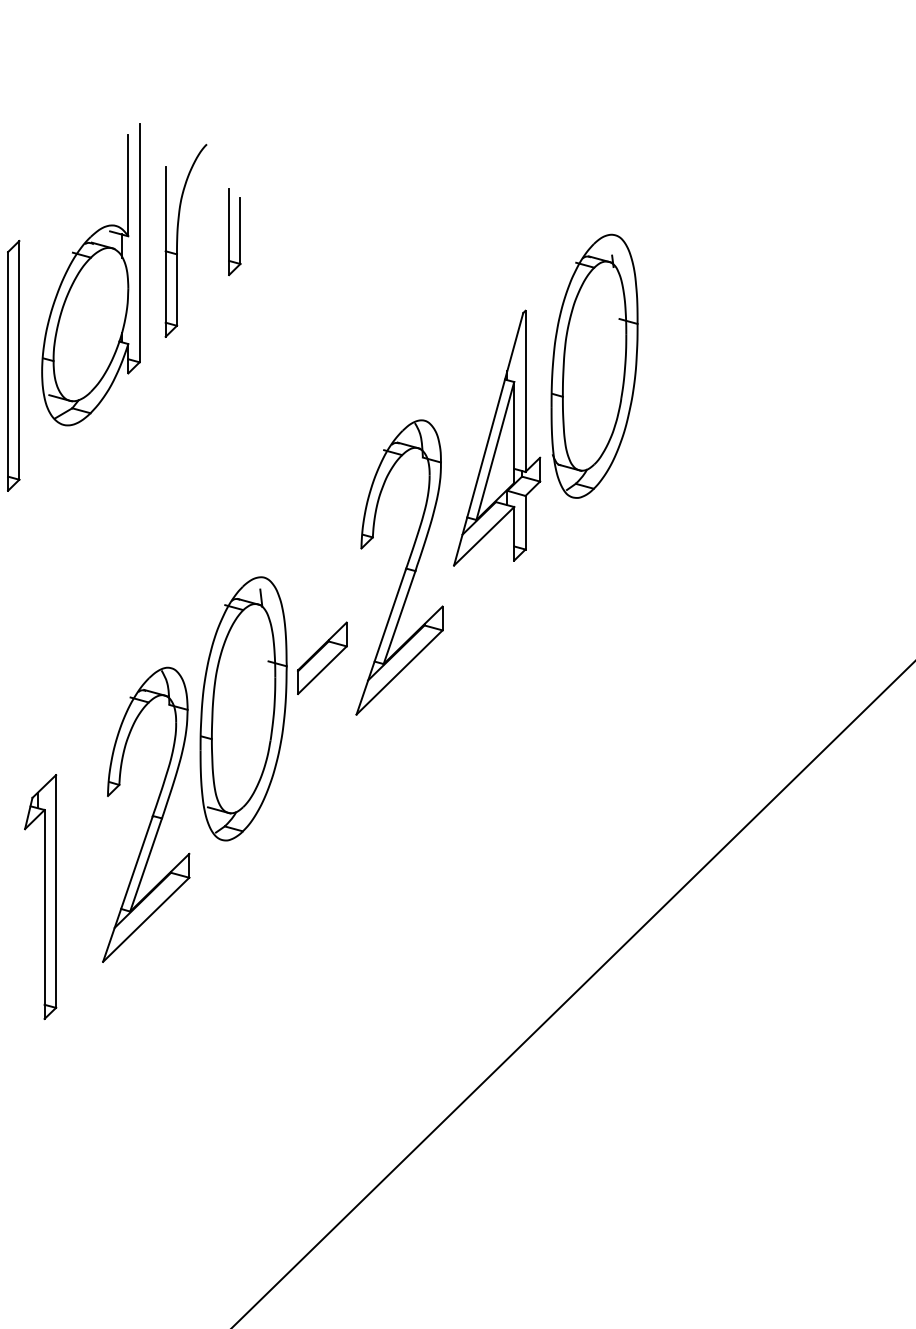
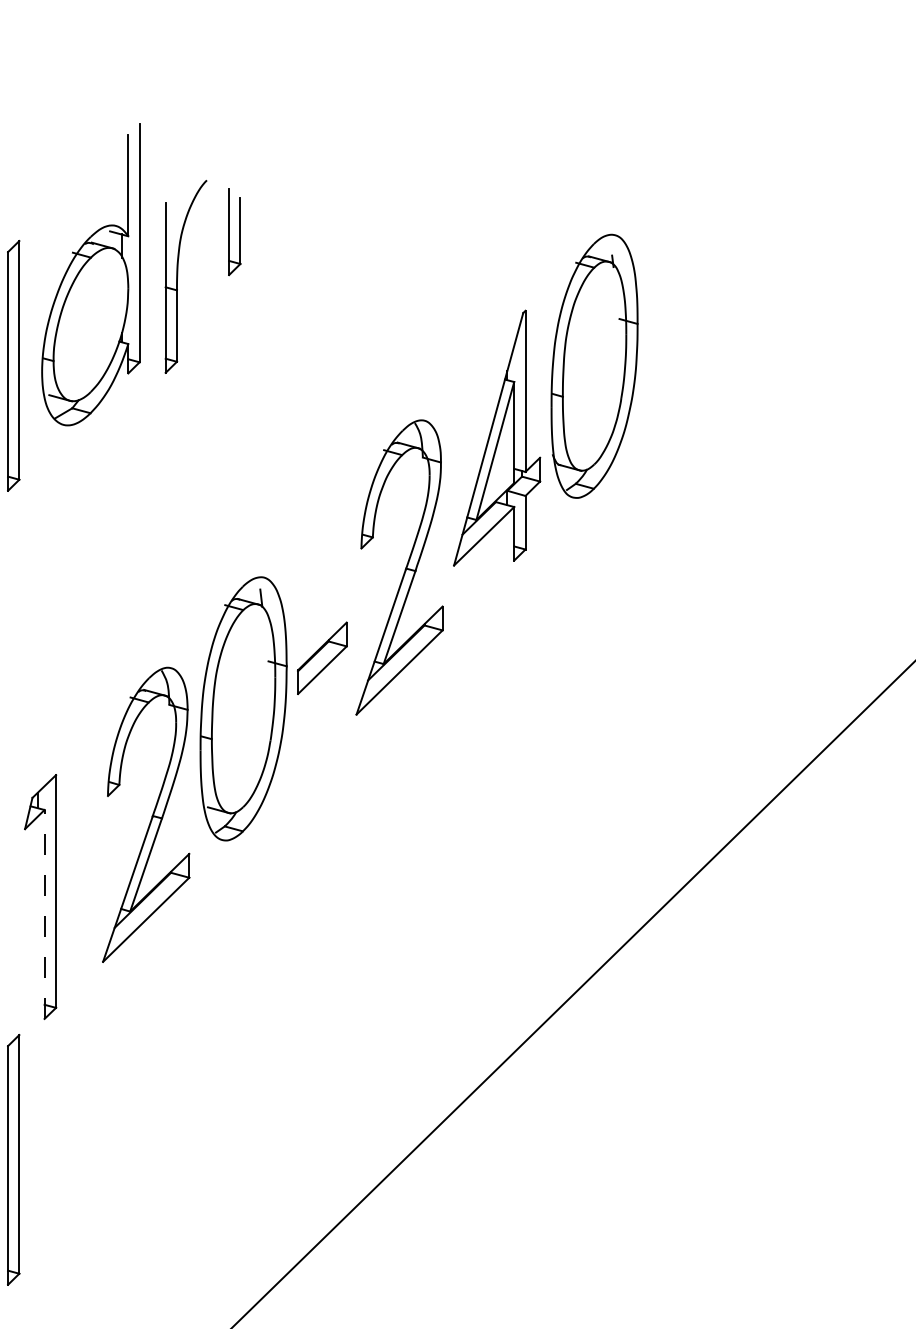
part position: (178, 240) -> (178, 276) (178, 276)
line: solid -> dashed (44, 913)
part: none -> present (13, 1159)
